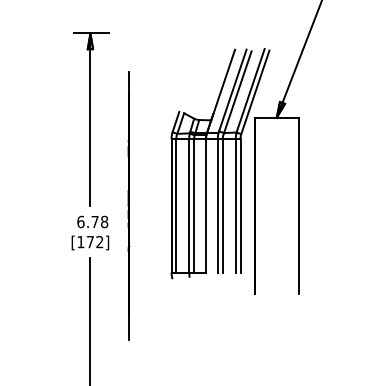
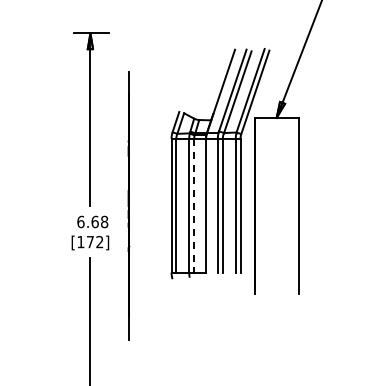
line: solid -> dashed (194, 205)
text: 6.78 -> 6.68 (94, 221)
